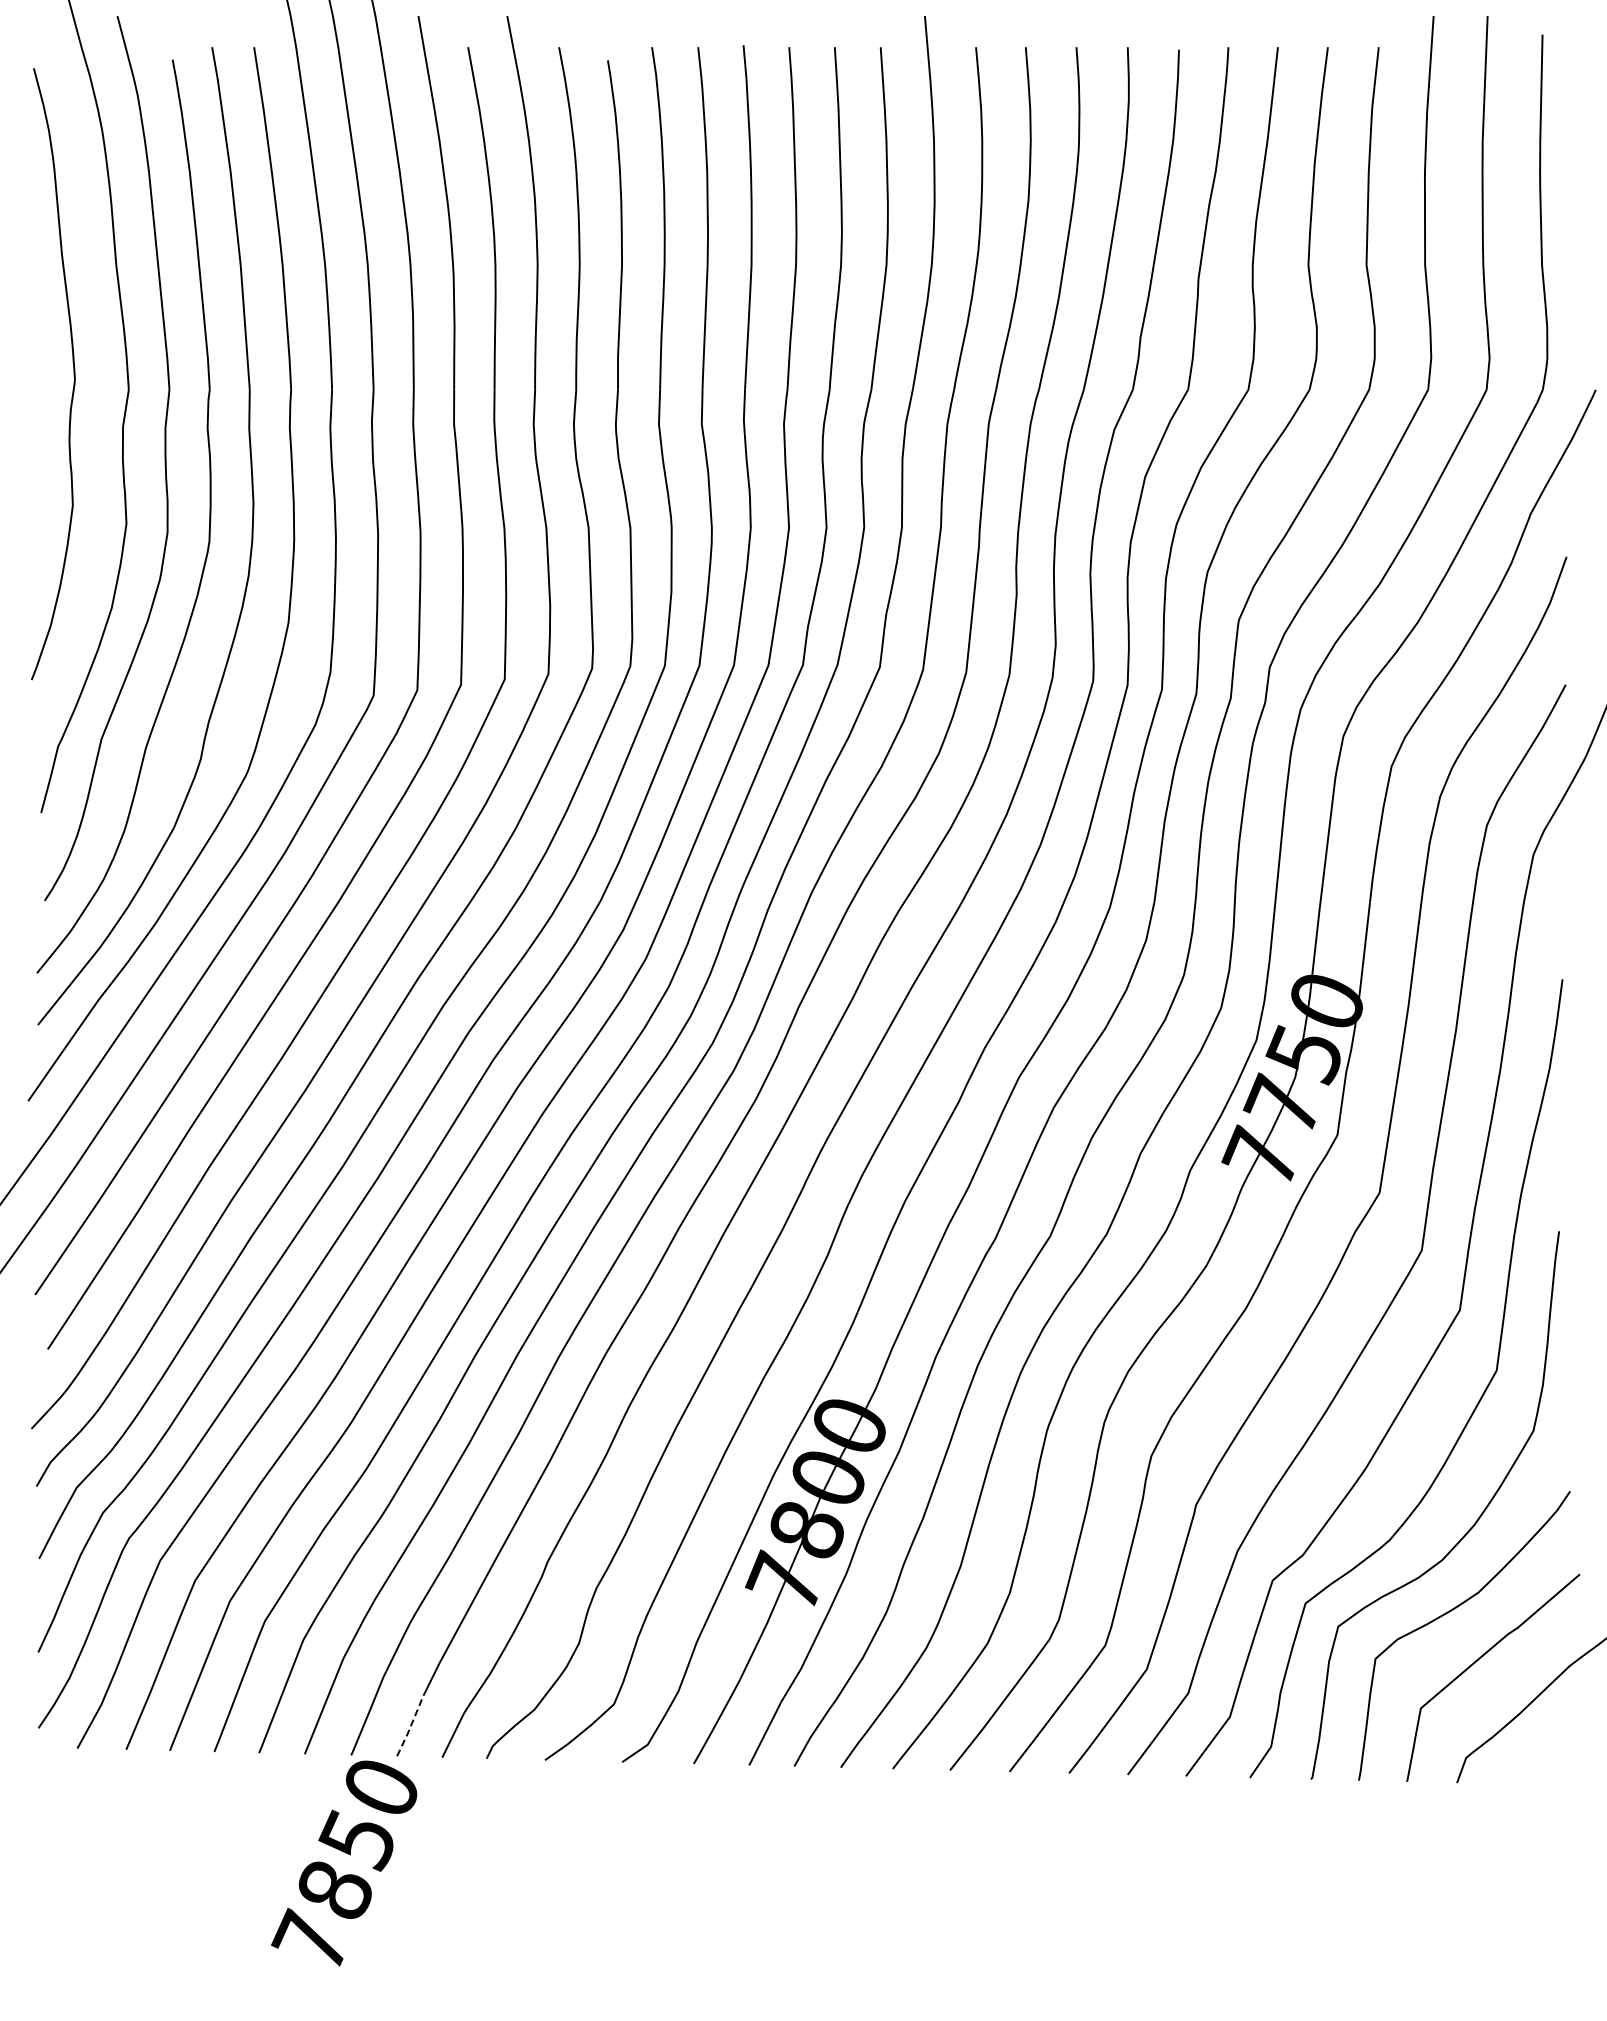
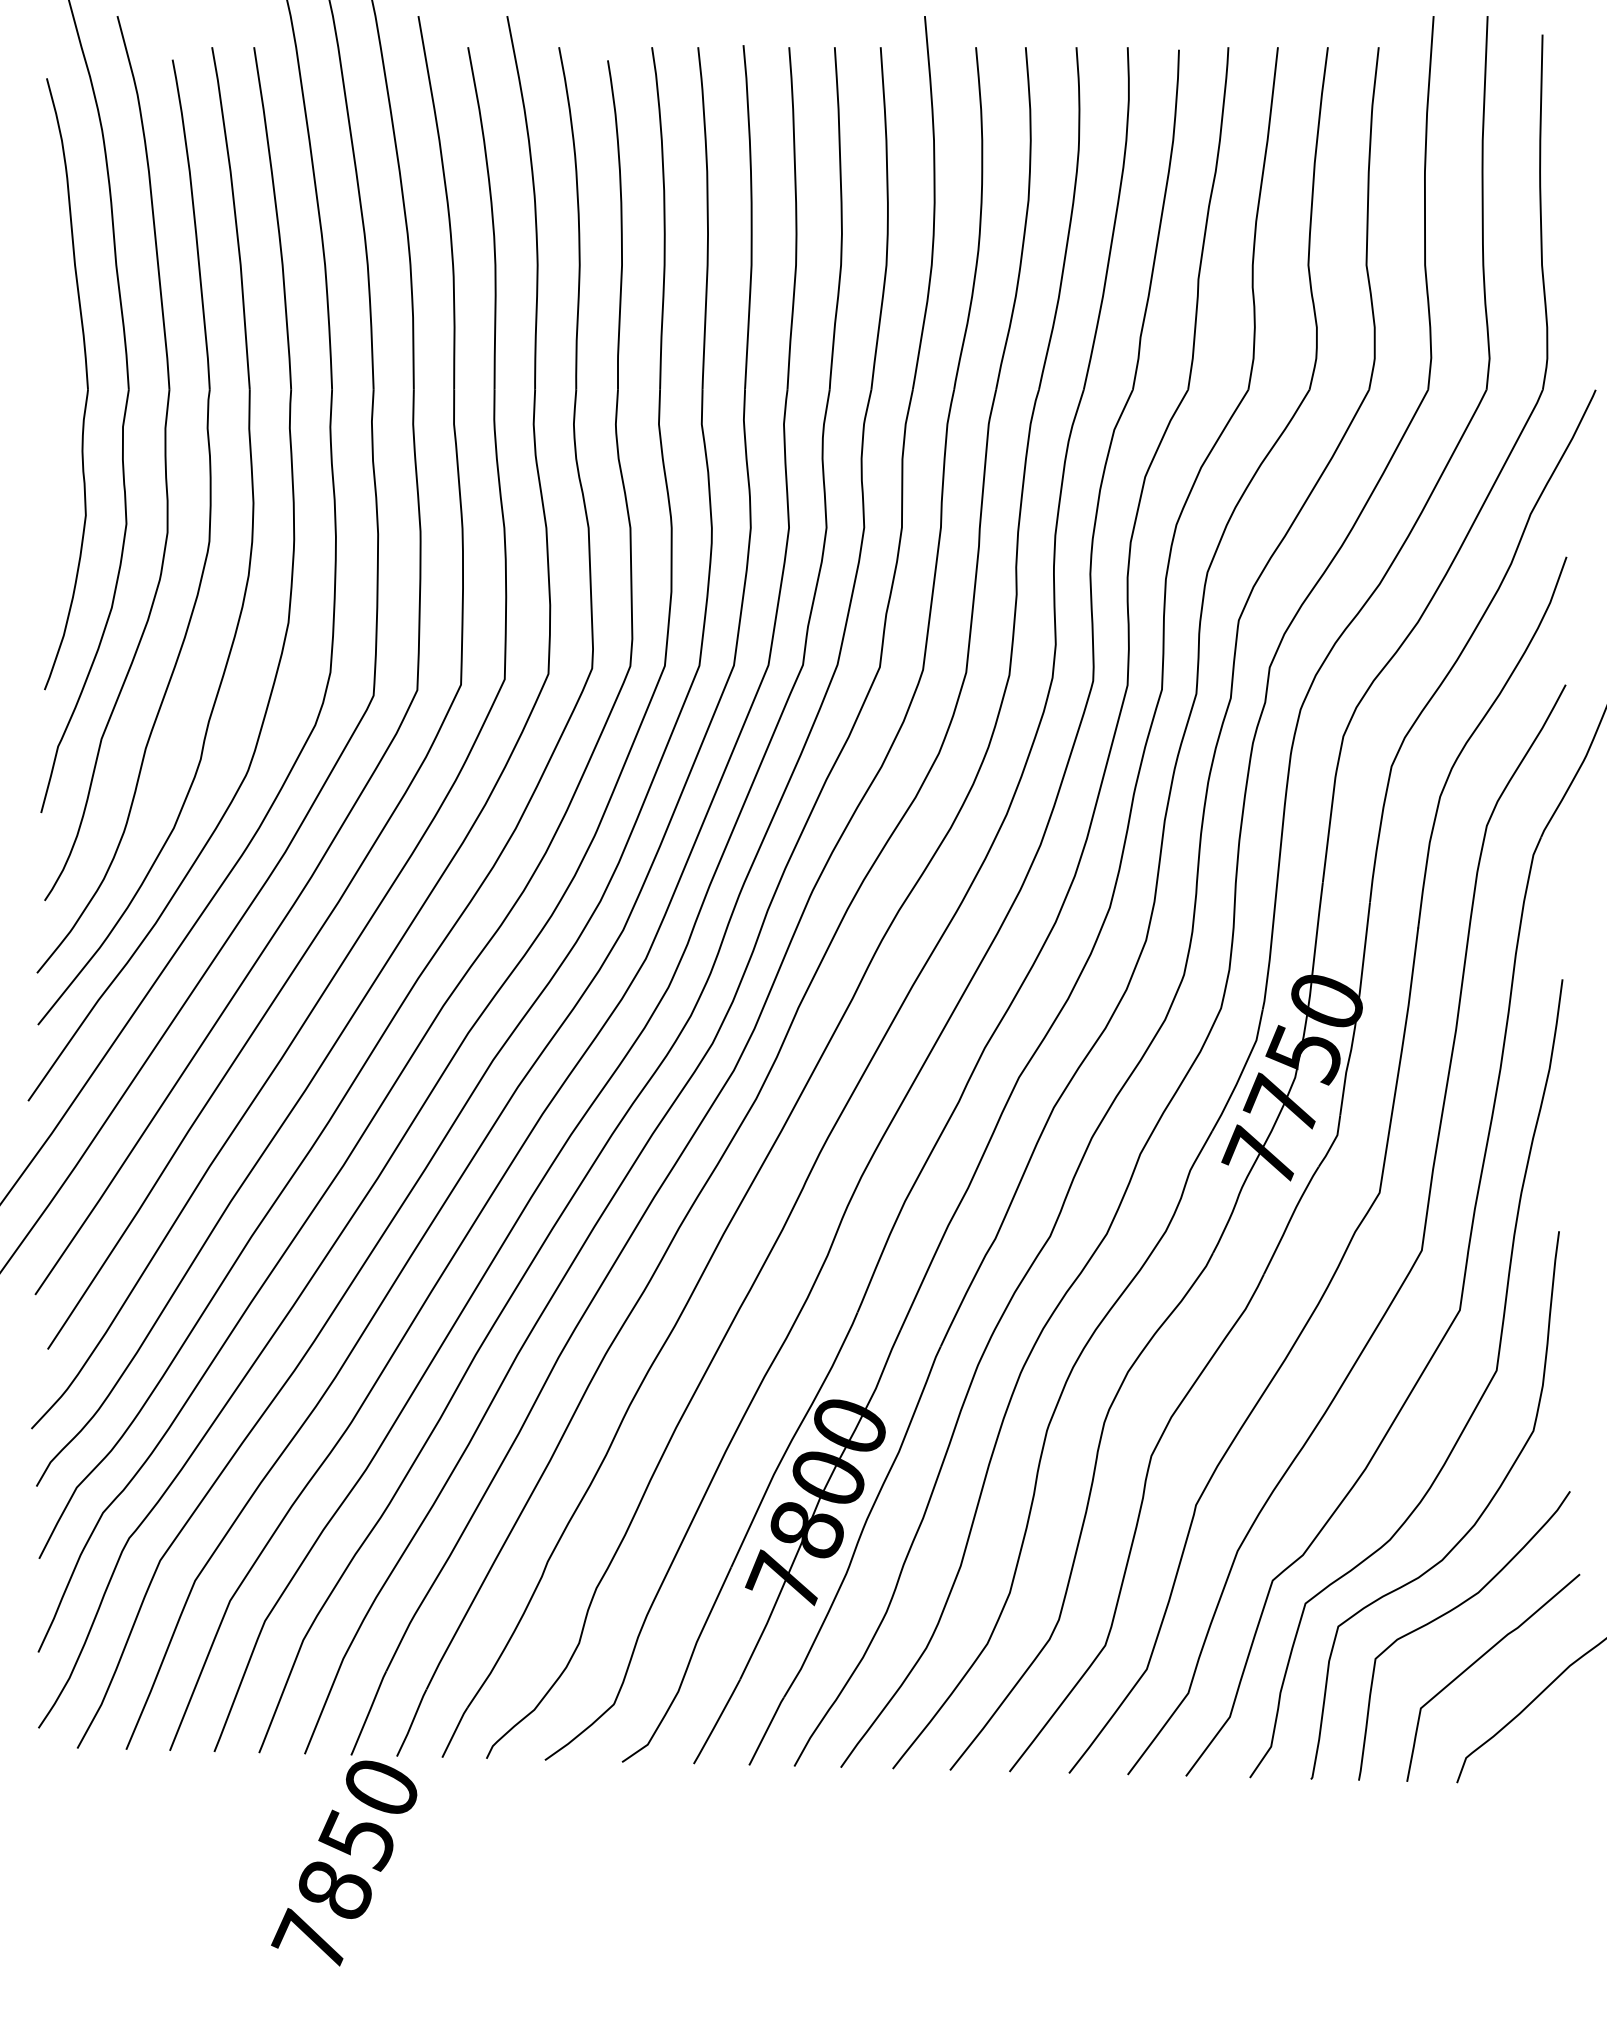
part position: (73, 374) -> (86, 384) (86, 384)
line: dashed -> solid (412, 1723)
